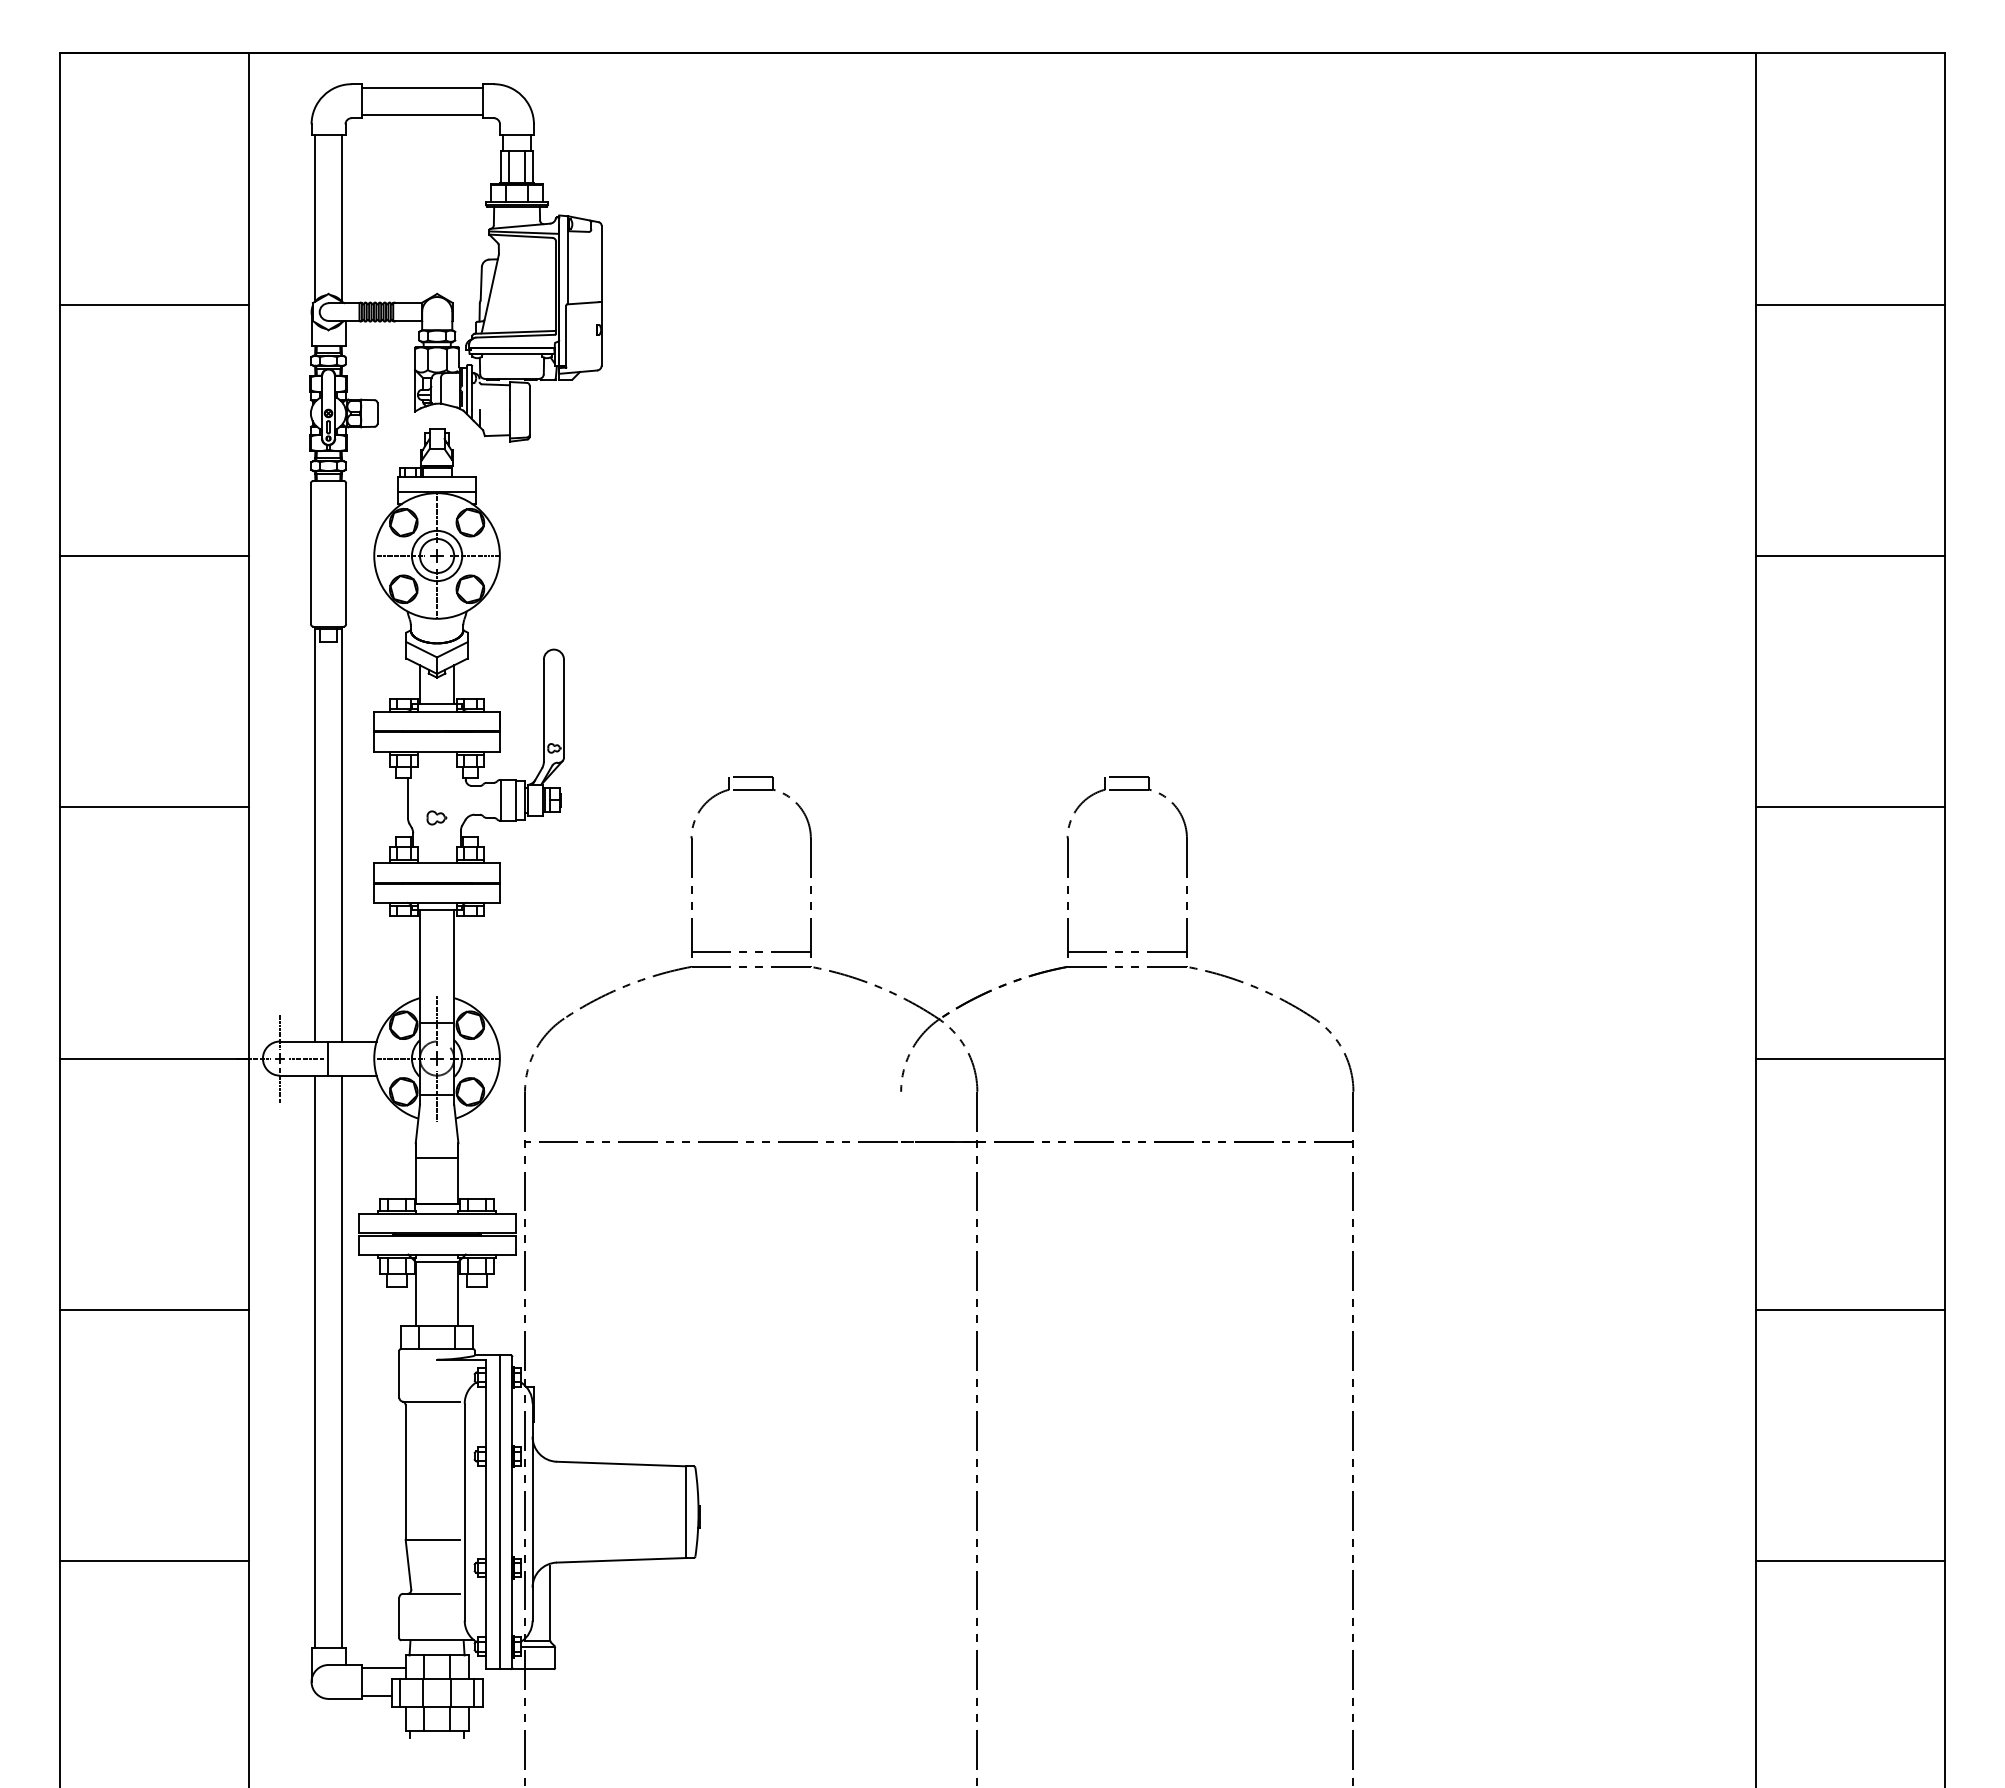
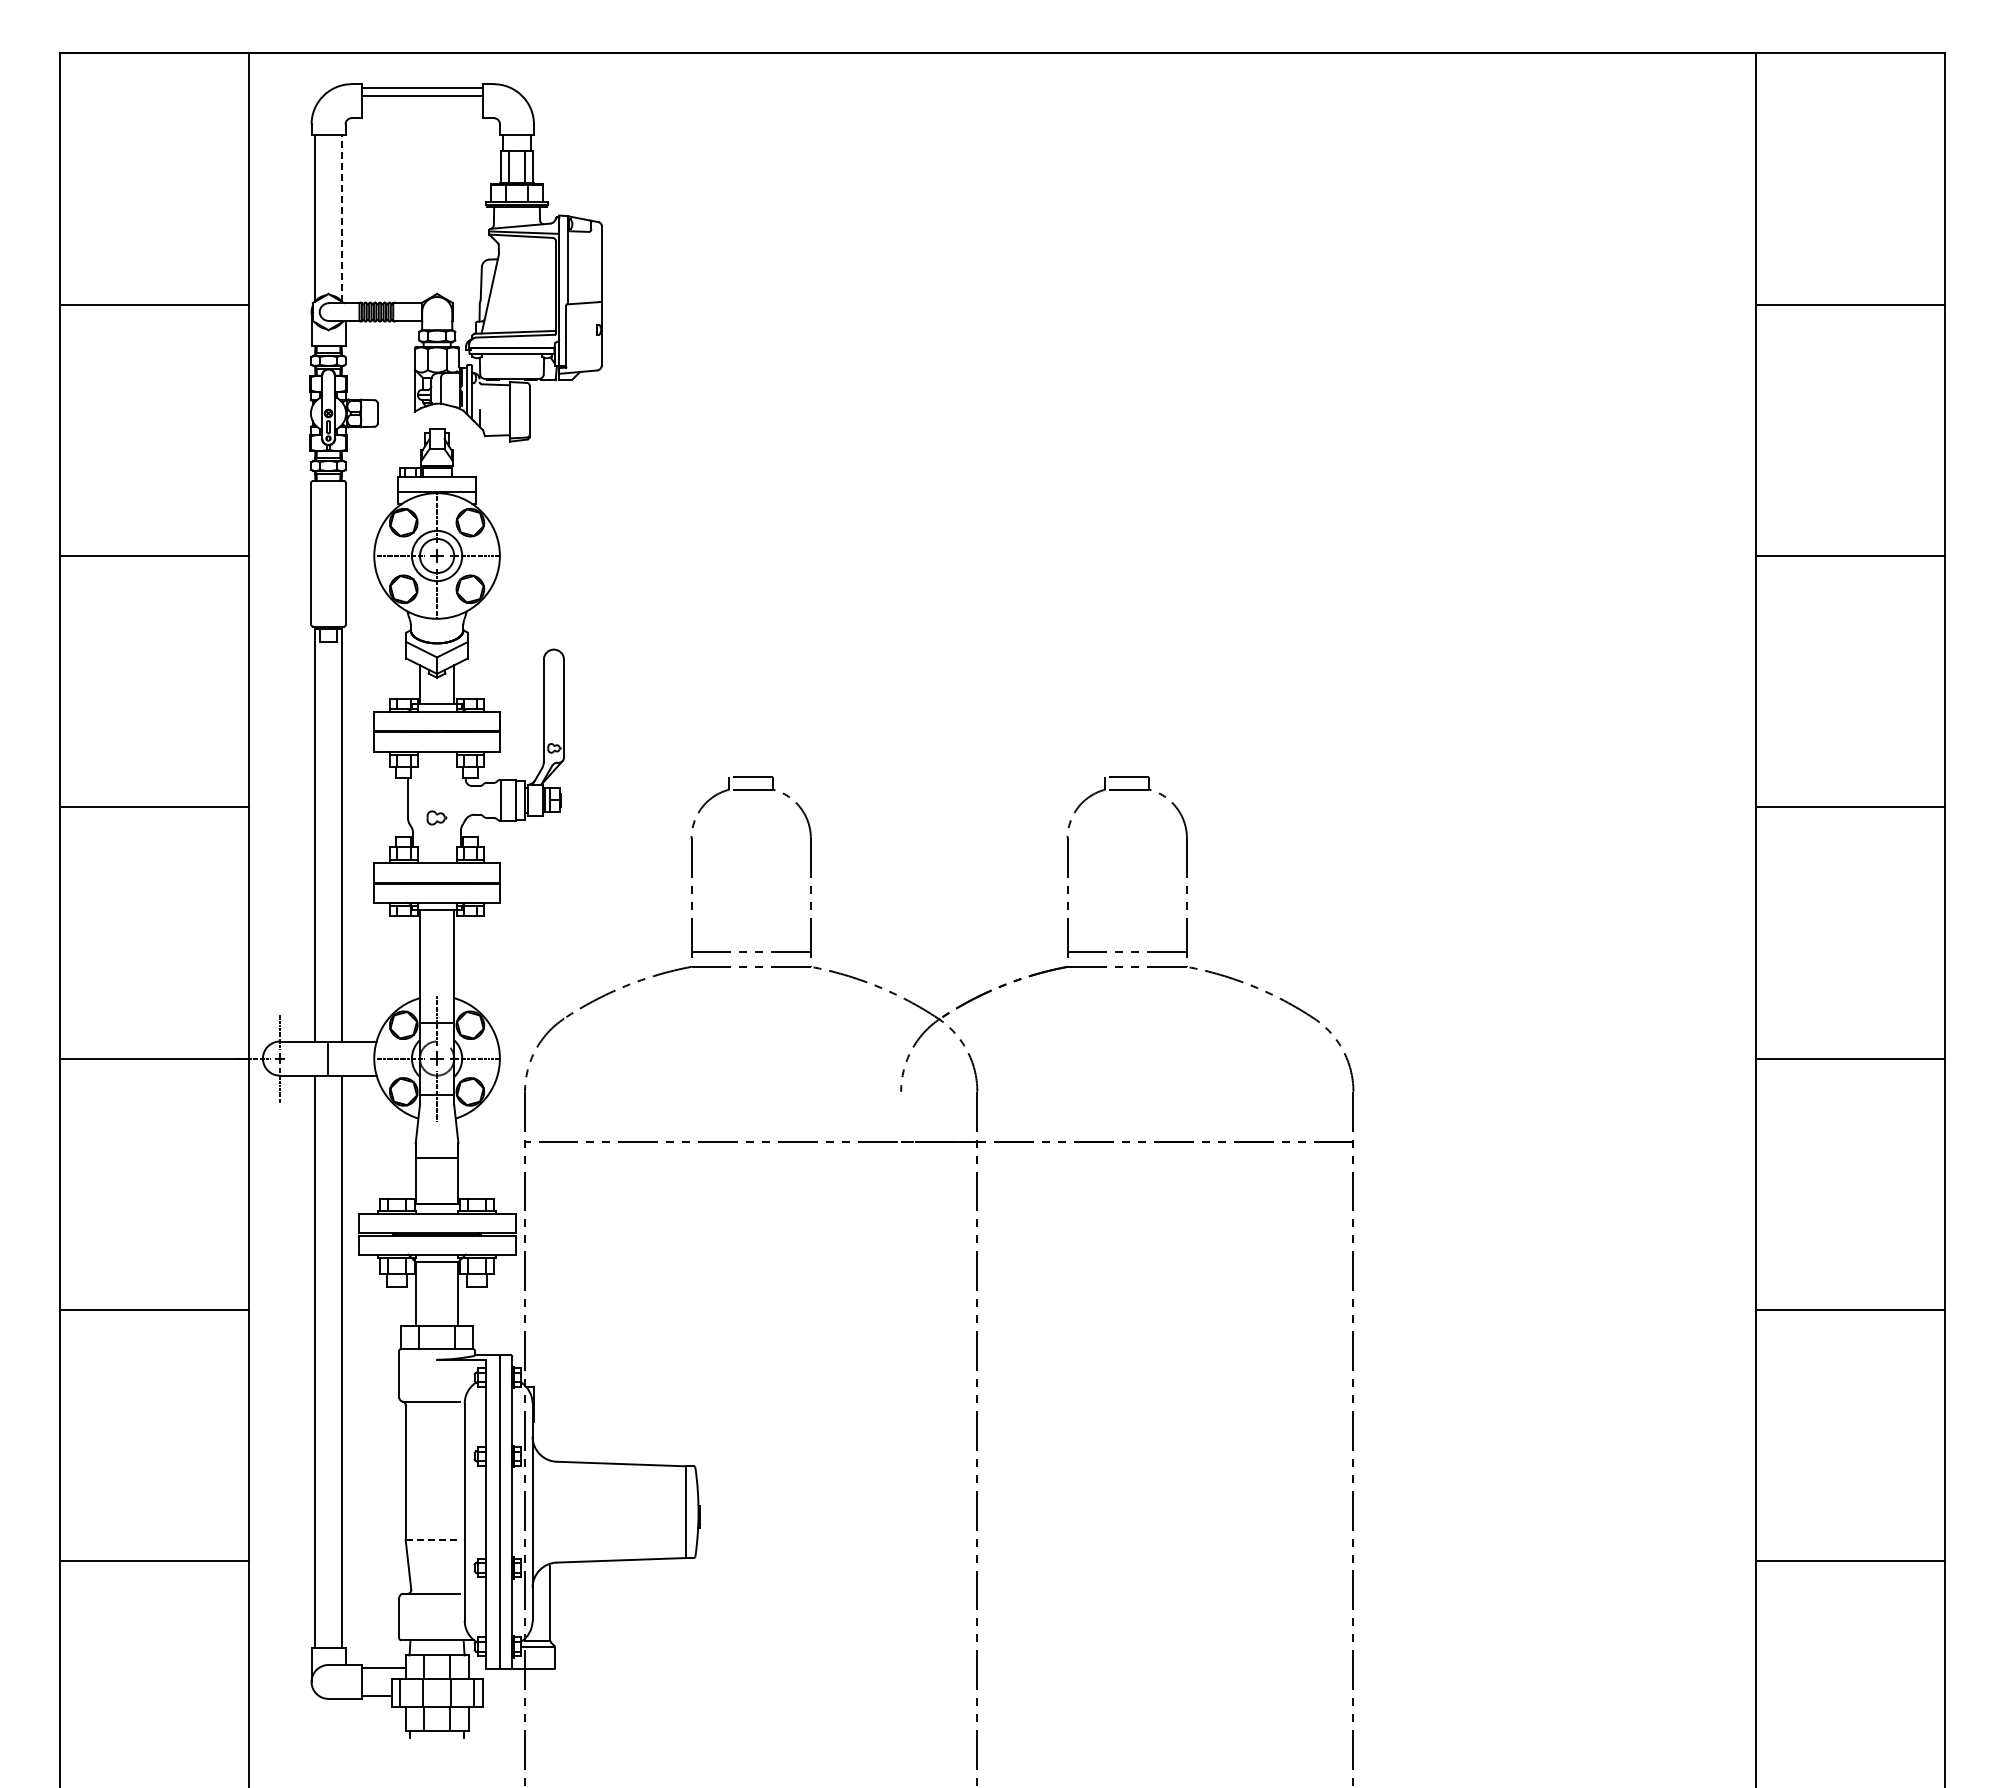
line position: (422, 114) -> (422, 95) (422, 95)
line: solid -> dashed (342, 217)
line: present -> none (306, 1058)
line: solid -> dashed (433, 1539)
